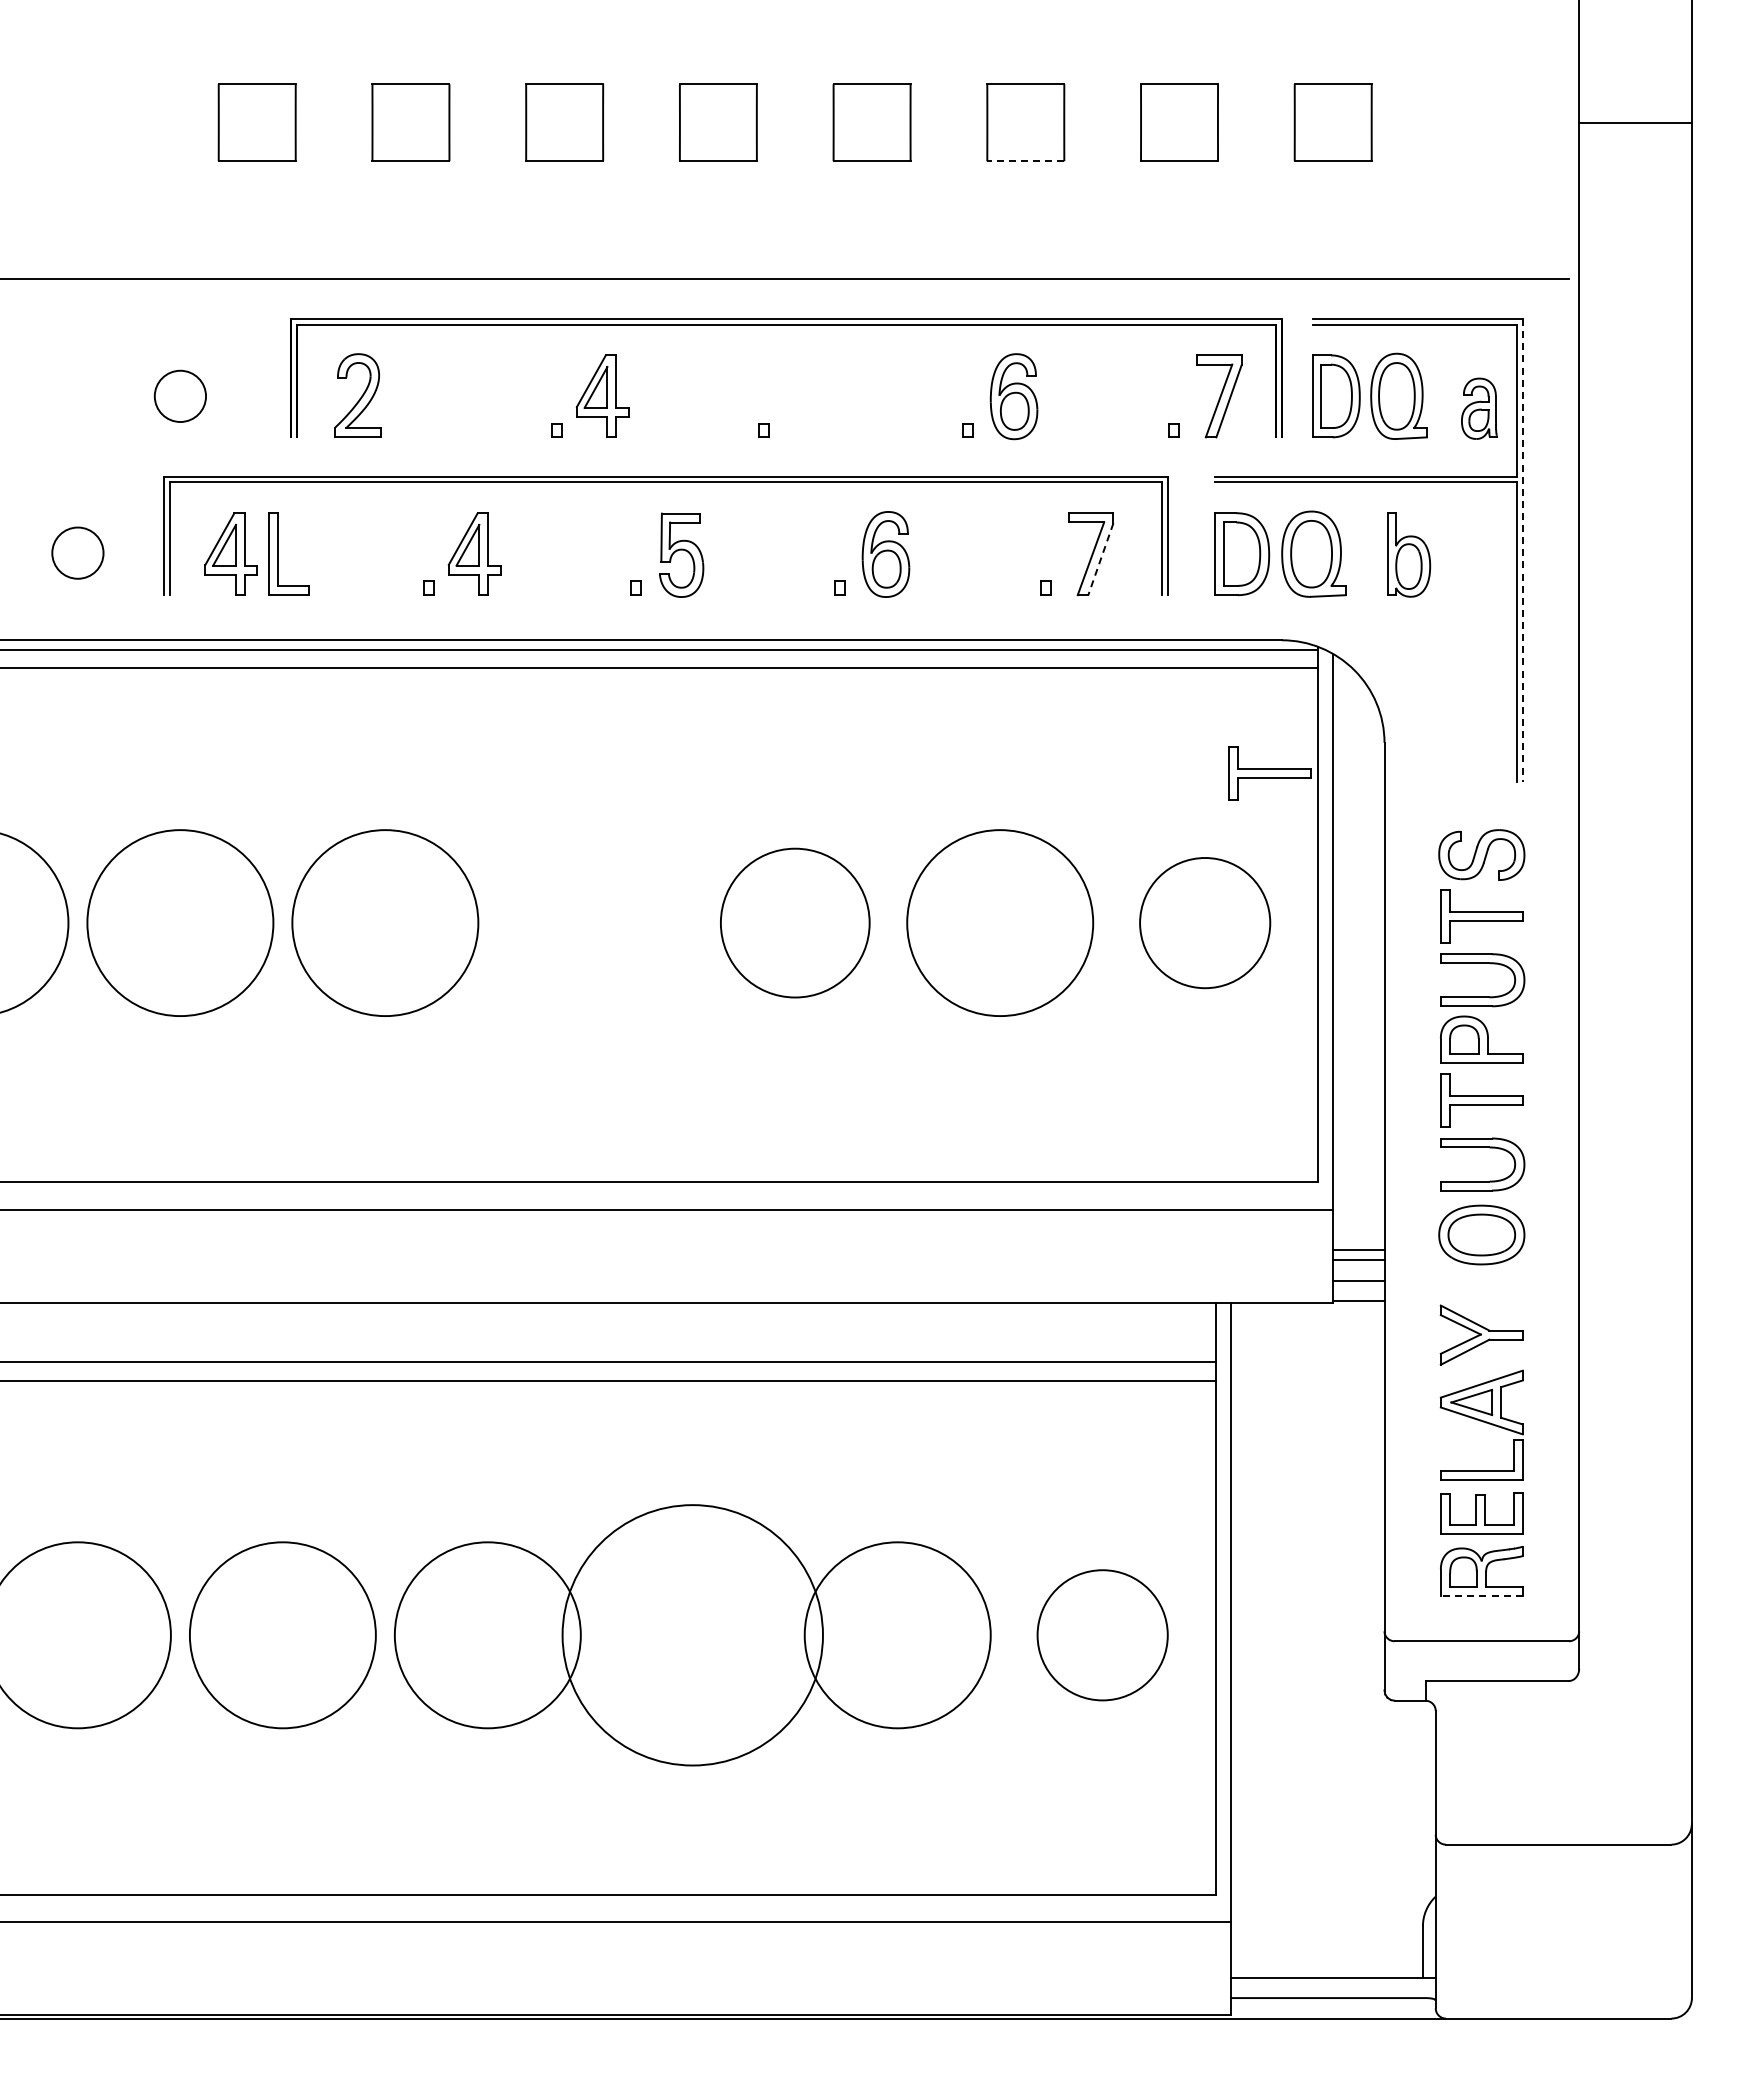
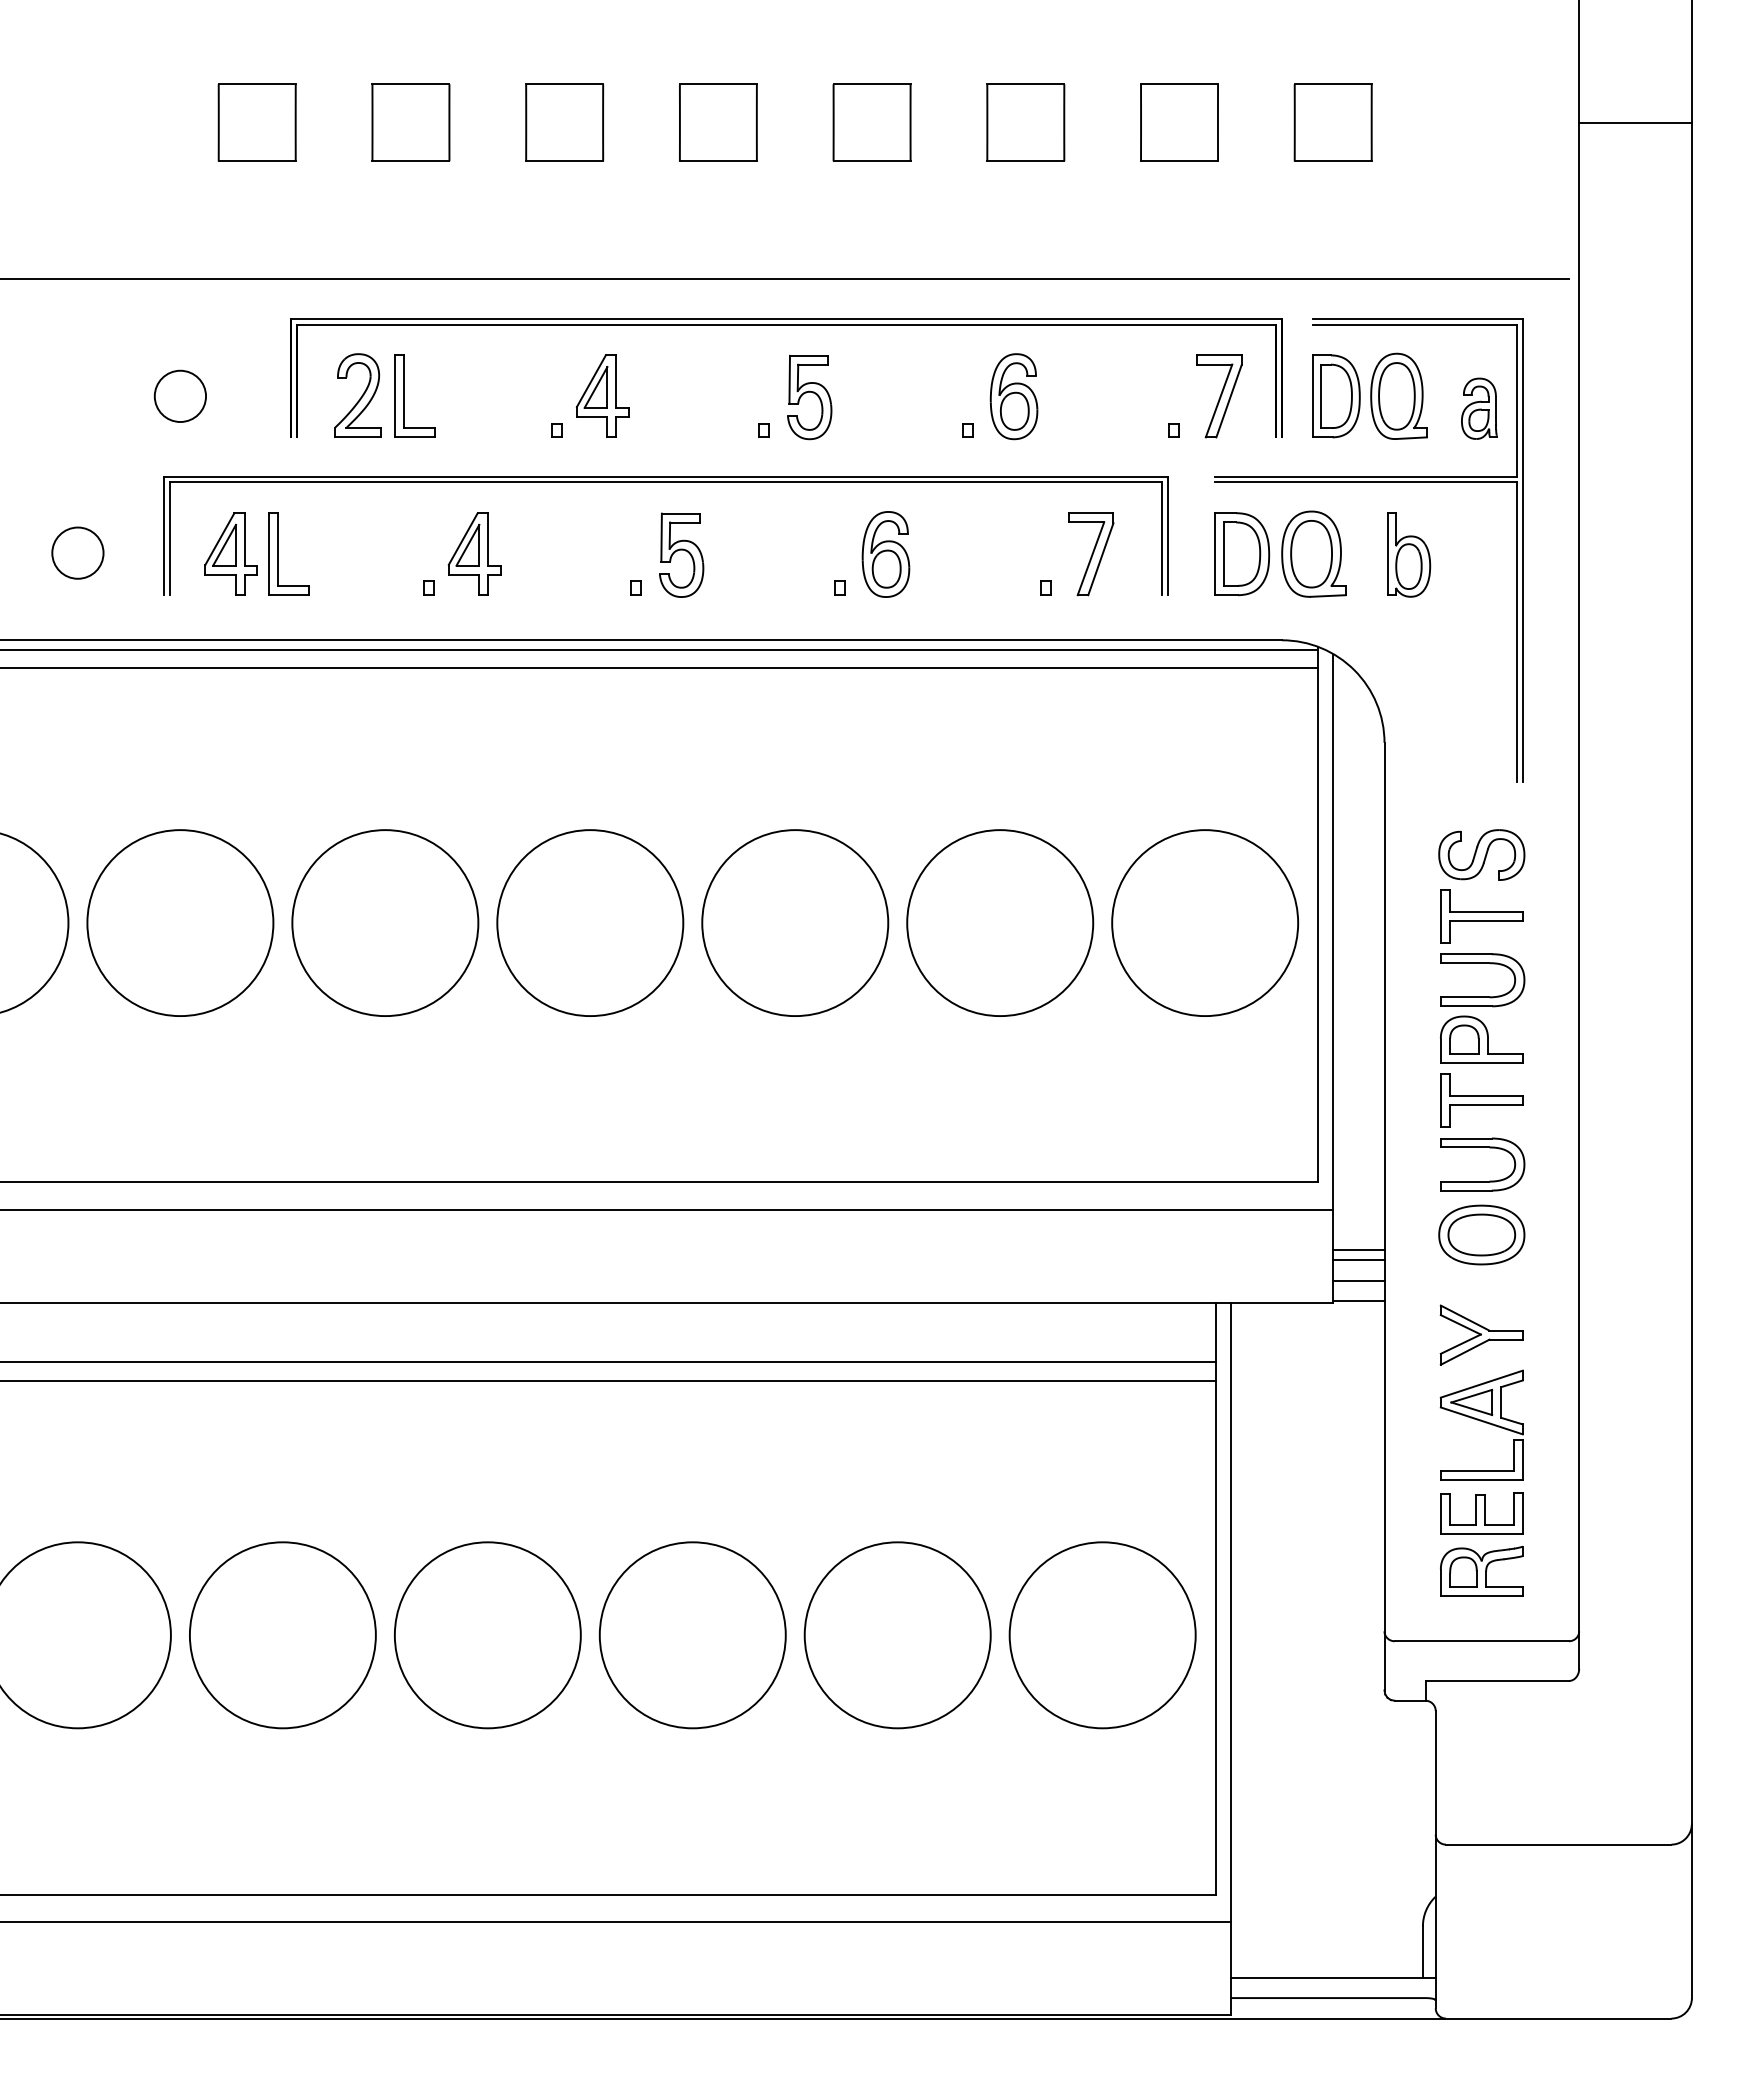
line: dashed -> solid (1025, 161)
part: none -> present (404, 395)
part: none -> present (809, 397)
line: dashed -> solid (1522, 550)
line: dashed -> solid (1100, 559)
part: present -> none (1269, 773)
circle: none -> present (590, 922)
circle diameter: 149 px -> 186 px (795, 923)
circle diameter: 130 px -> 186 px (1205, 923)
line: dashed -> solid (1481, 1595)
circle diameter: 260 px -> 186 px (692, 1635)
circle diameter: 130 px -> 186 px (1102, 1635)
